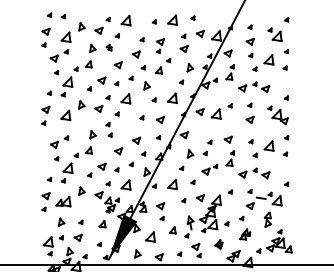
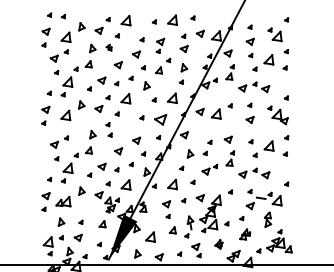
part position: (190, 67) -> (184, 67) (184, 67)
part size: 10x9 px -> 14x12 px (160, 119)
part position: (160, 211) -> (166, 209) (166, 209)
